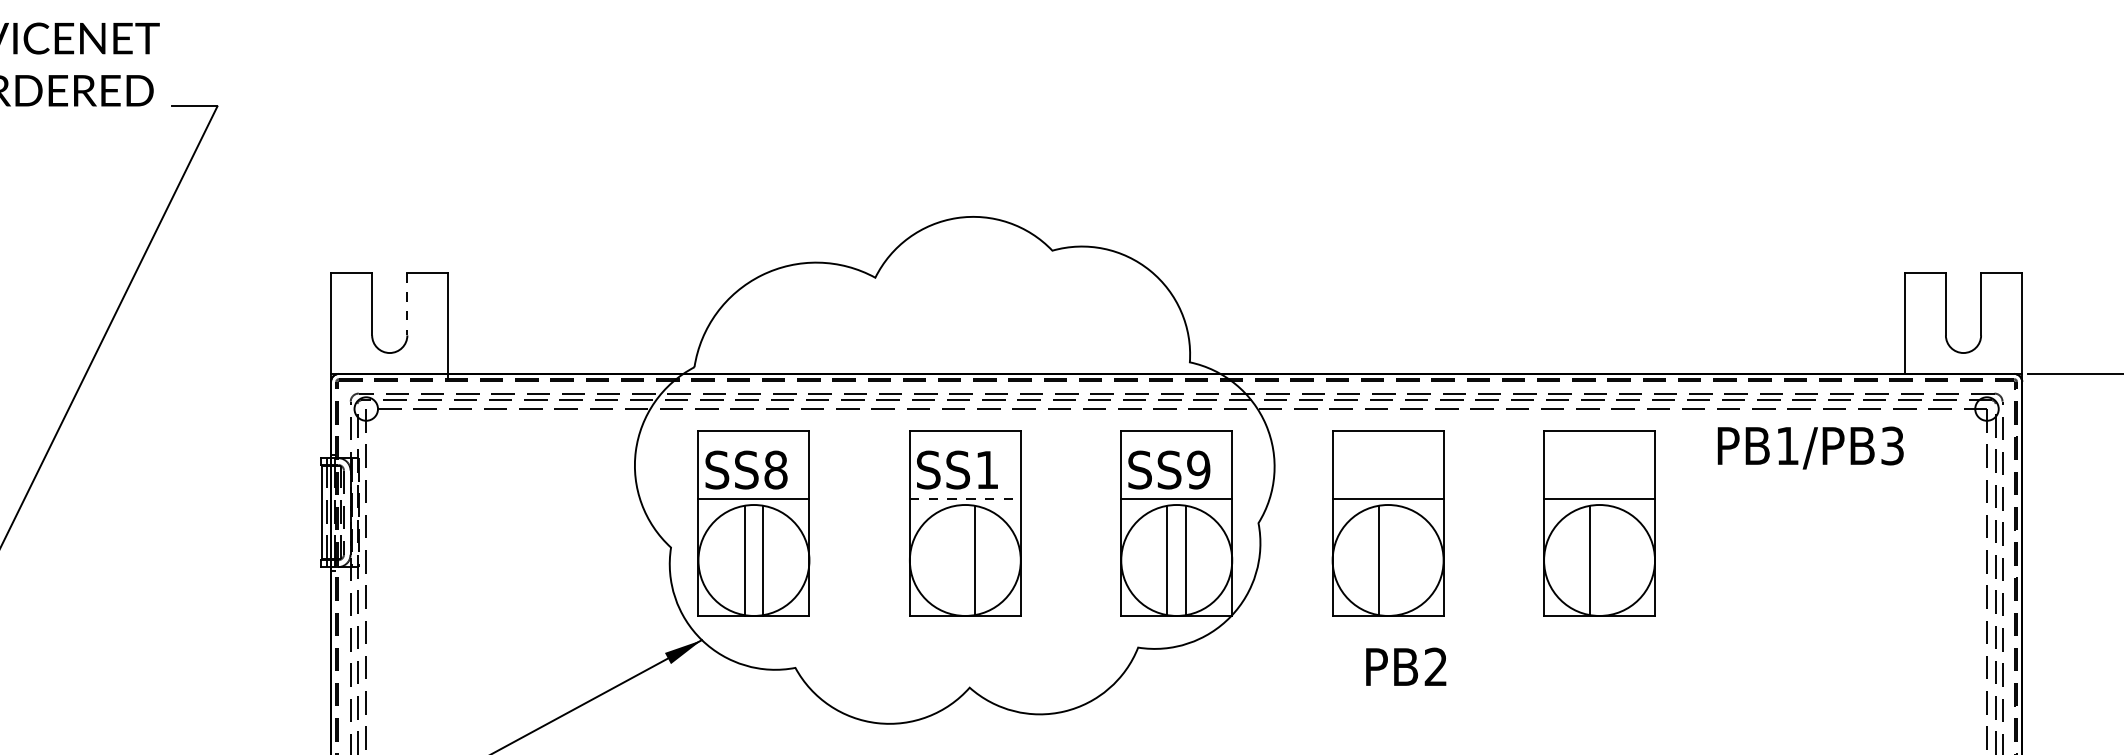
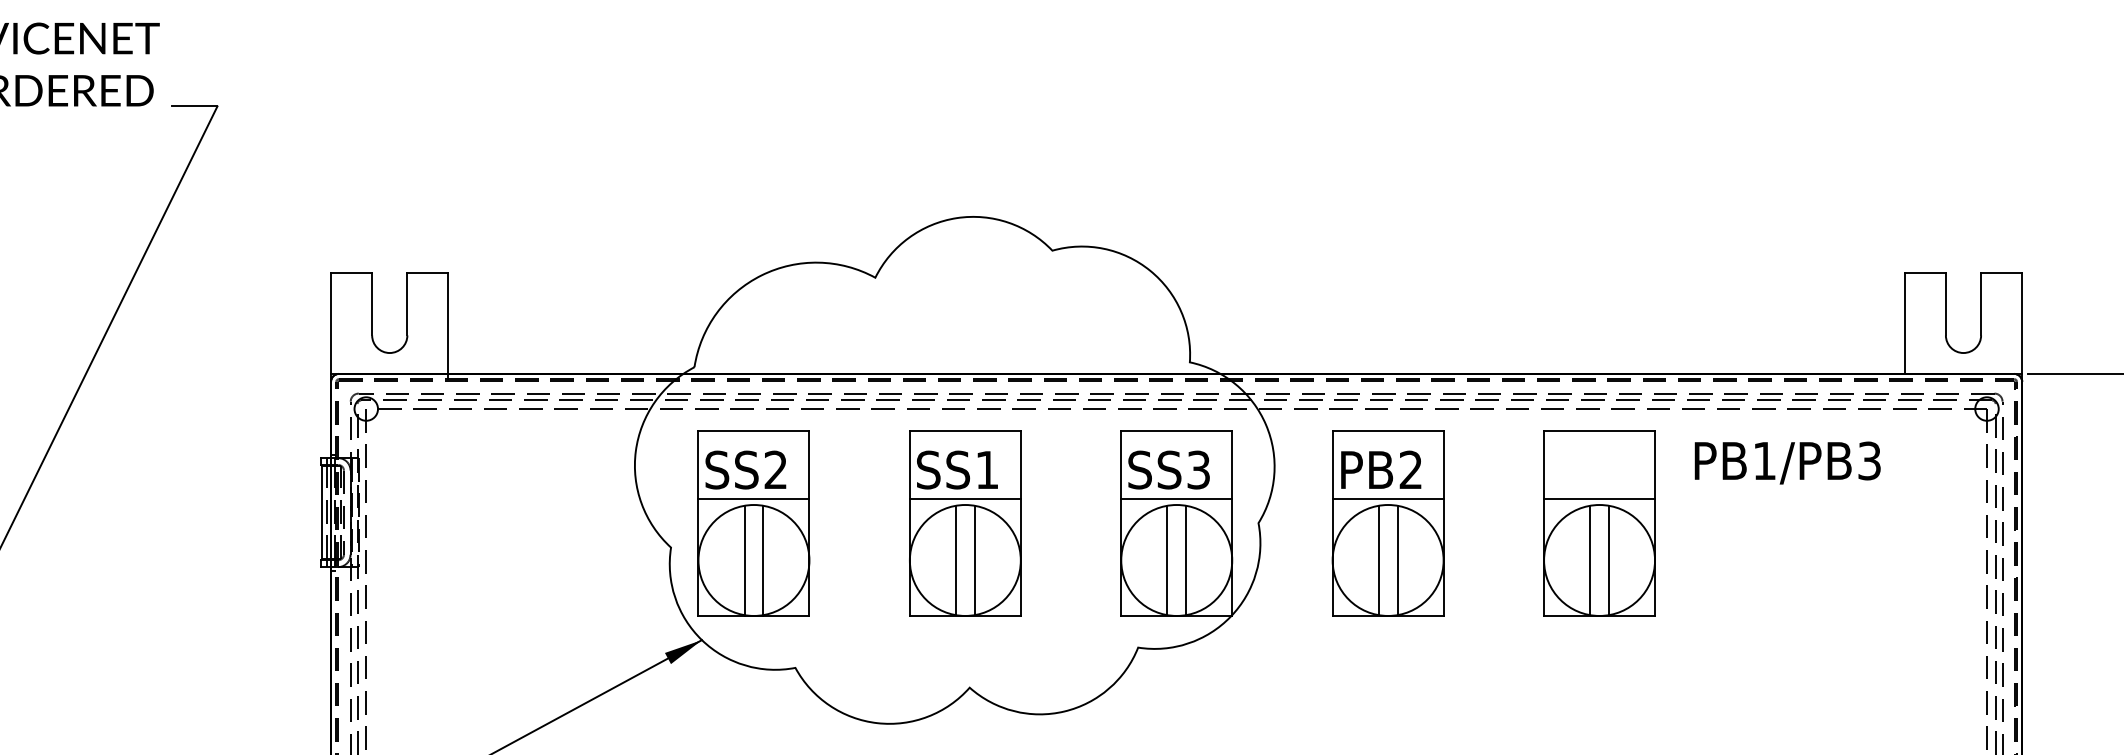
line: dashed -> solid (407, 304)
text position: (1810, 447) -> (1787, 462) (1787, 462)
text: SS8 -> SS2 (775, 469)
text: SS9 -> SS3 (1198, 469)
line: dashed -> solid (965, 498)
line: none -> present (955, 560)
line: none -> present (1397, 560)
line: none -> present (1608, 560)
text position: (1406, 666) -> (1381, 469) (1381, 469)
